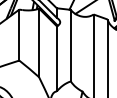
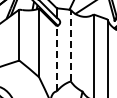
line: solid -> dashed (70, 45)
line: solid -> dashed (56, 58)
